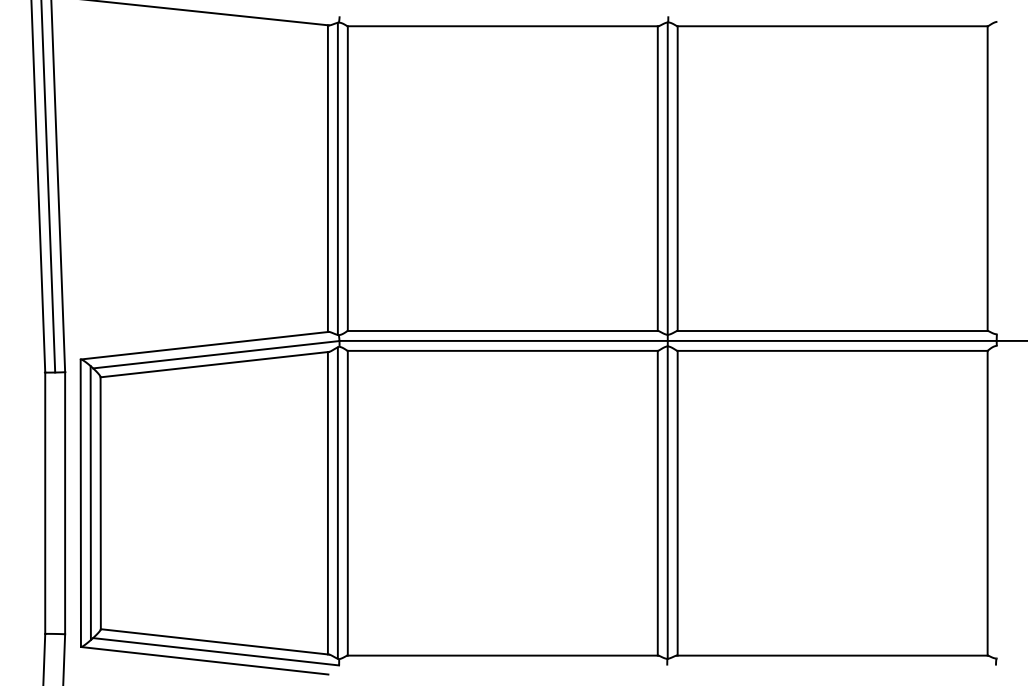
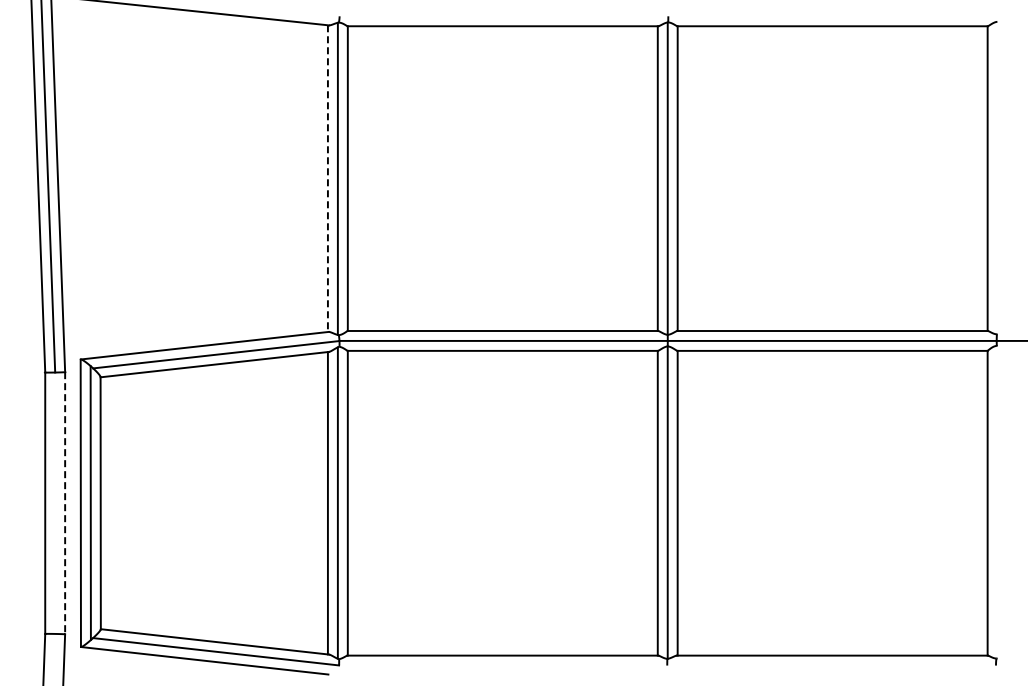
line: solid -> dashed (327, 179)
line: solid -> dashed (65, 503)
